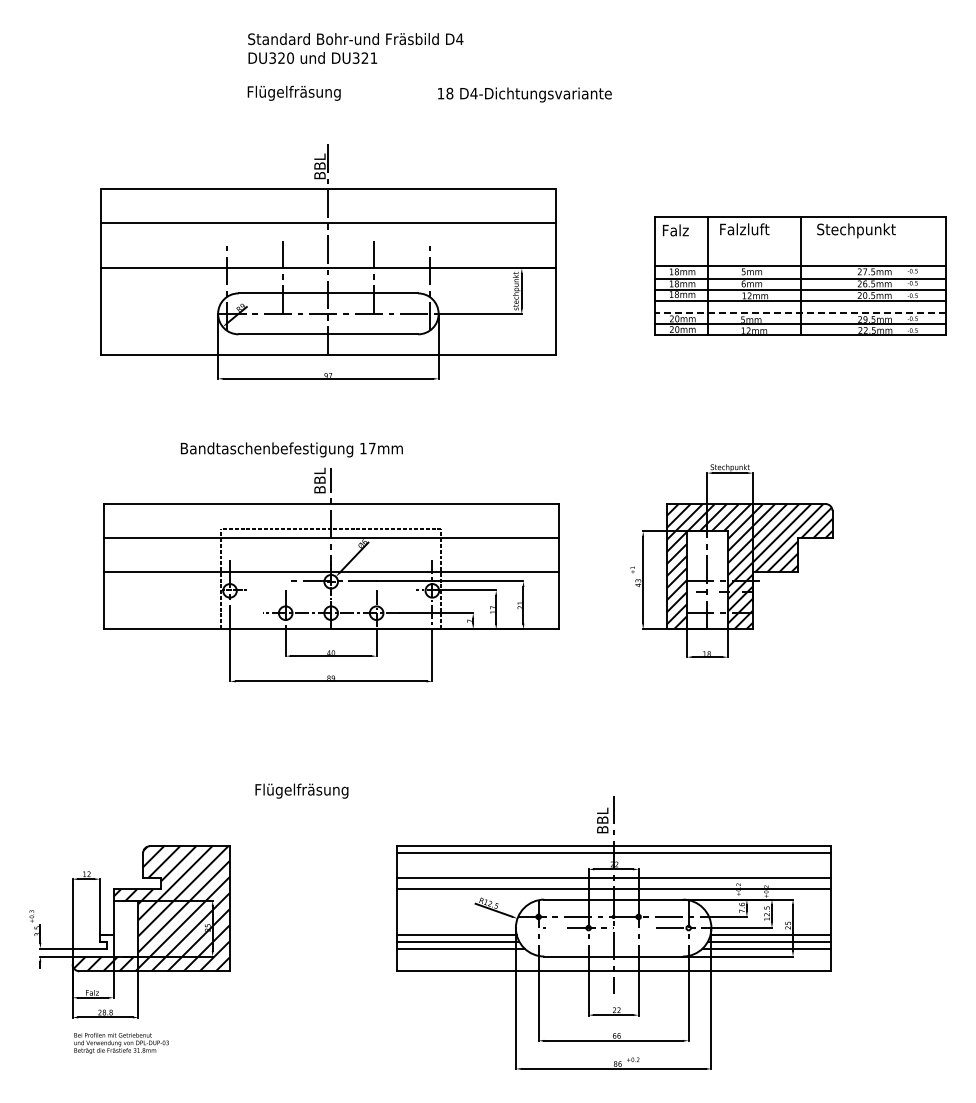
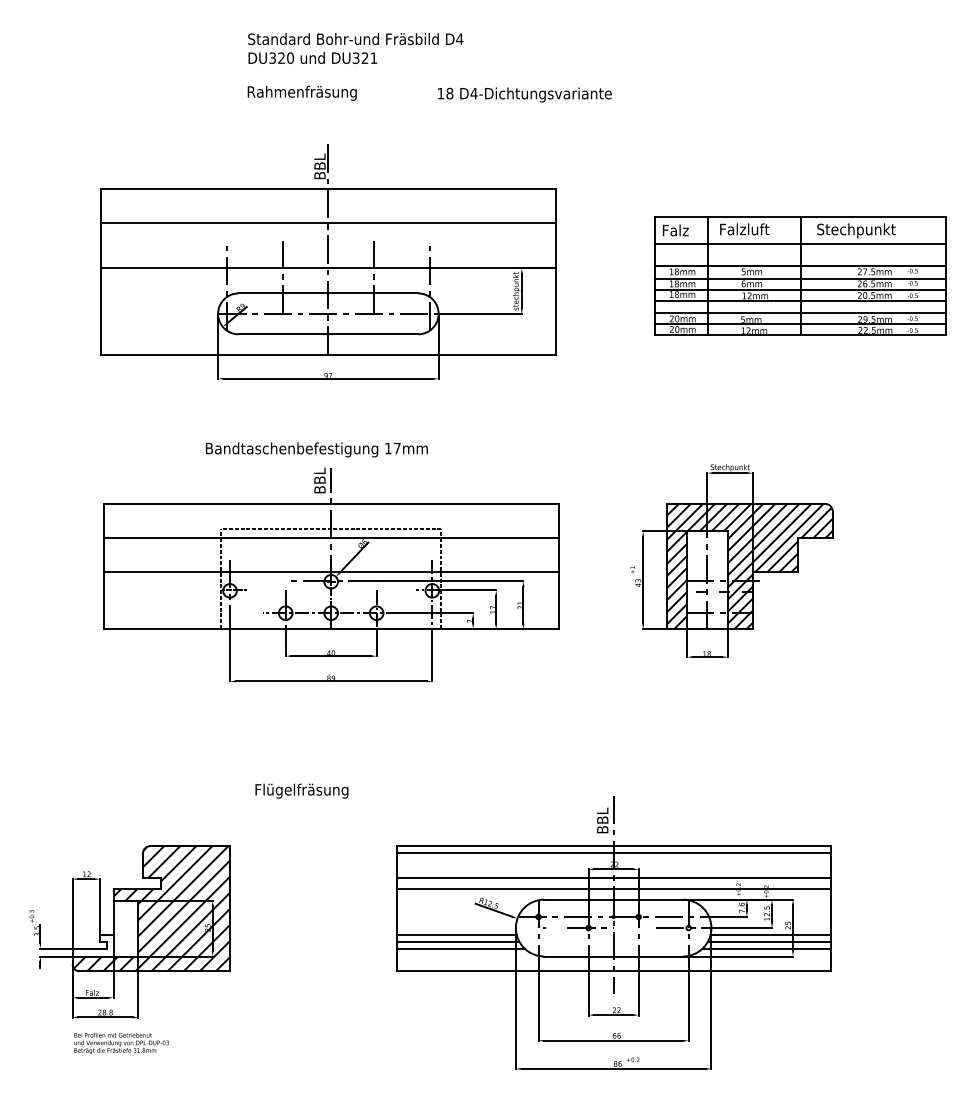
text: Flügelfräsung -> Rahmenfräsung (302, 92)
line: none -> present (800, 244)
line: dashed -> solid (800, 312)
text position: (291, 449) -> (316, 449) (316, 449)
